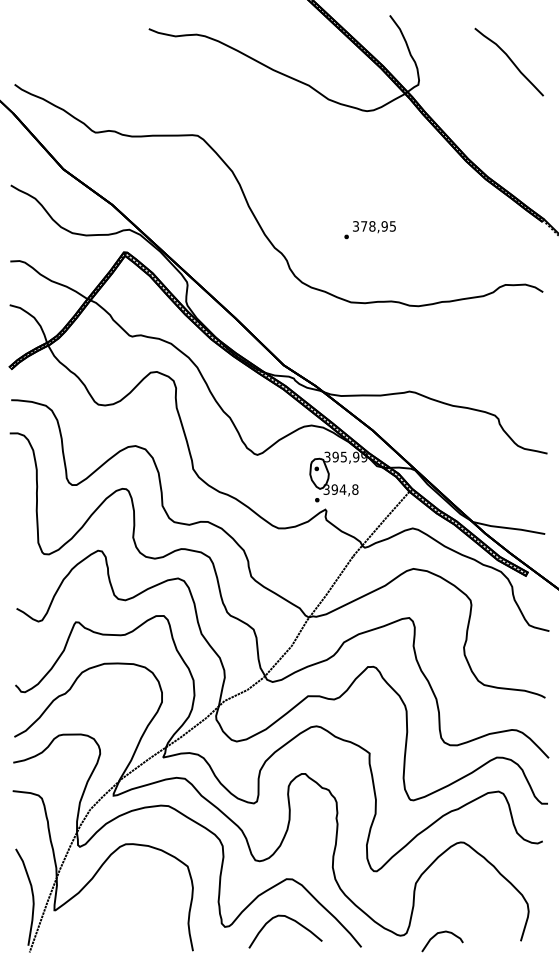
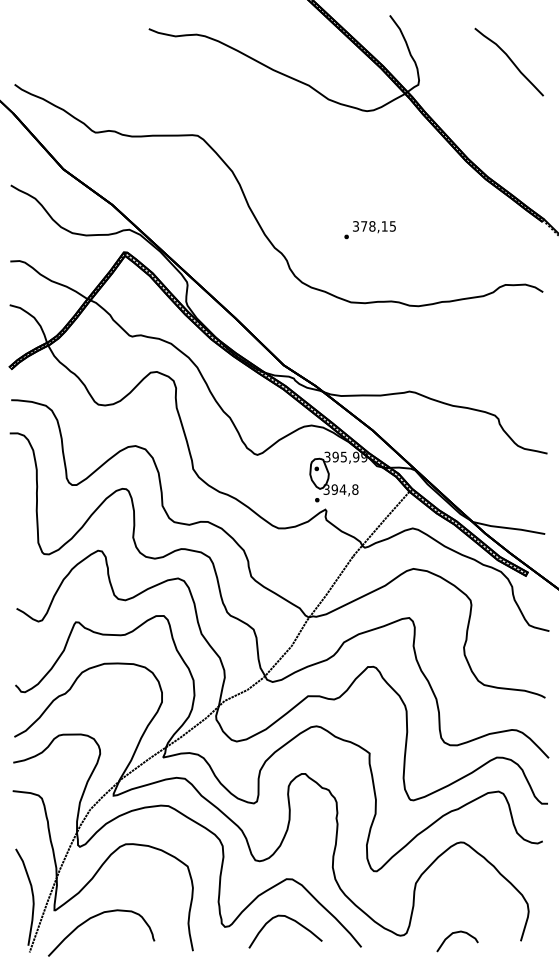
text: 378,95 -> 378,15 (384, 226)
curve: none -> present (97, 916)
curve position: (442, 933) -> (457, 933) (457, 933)
